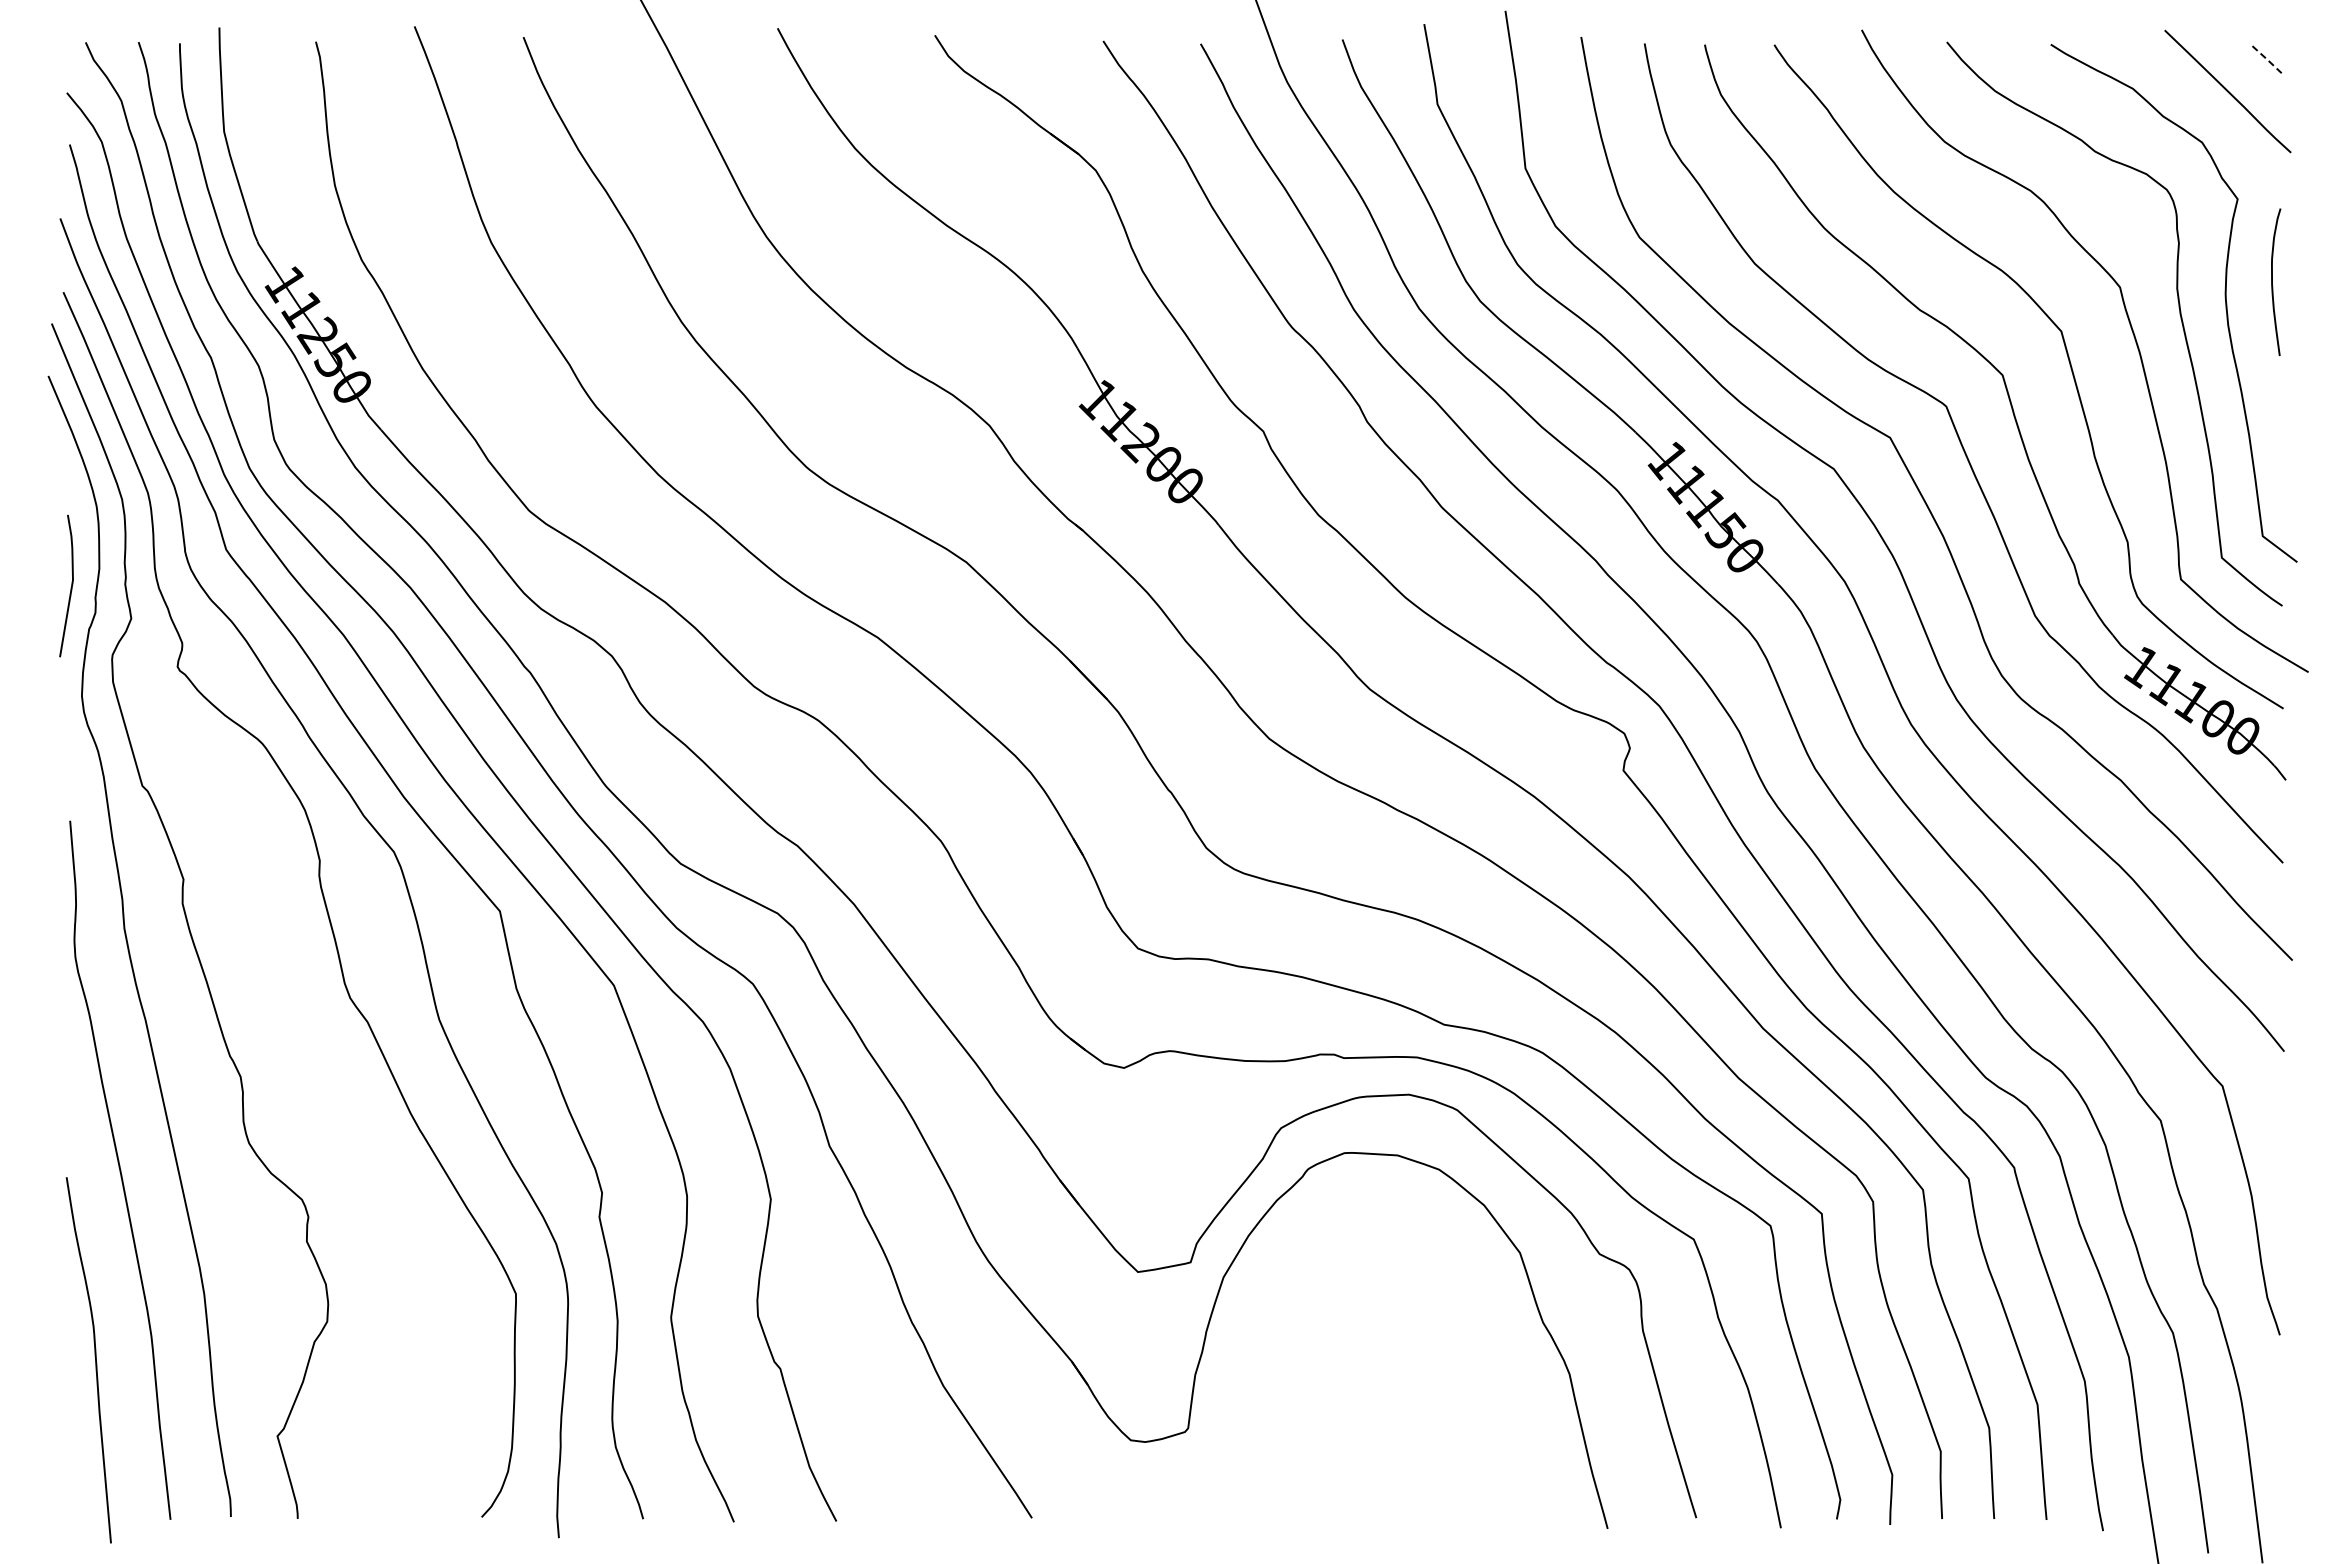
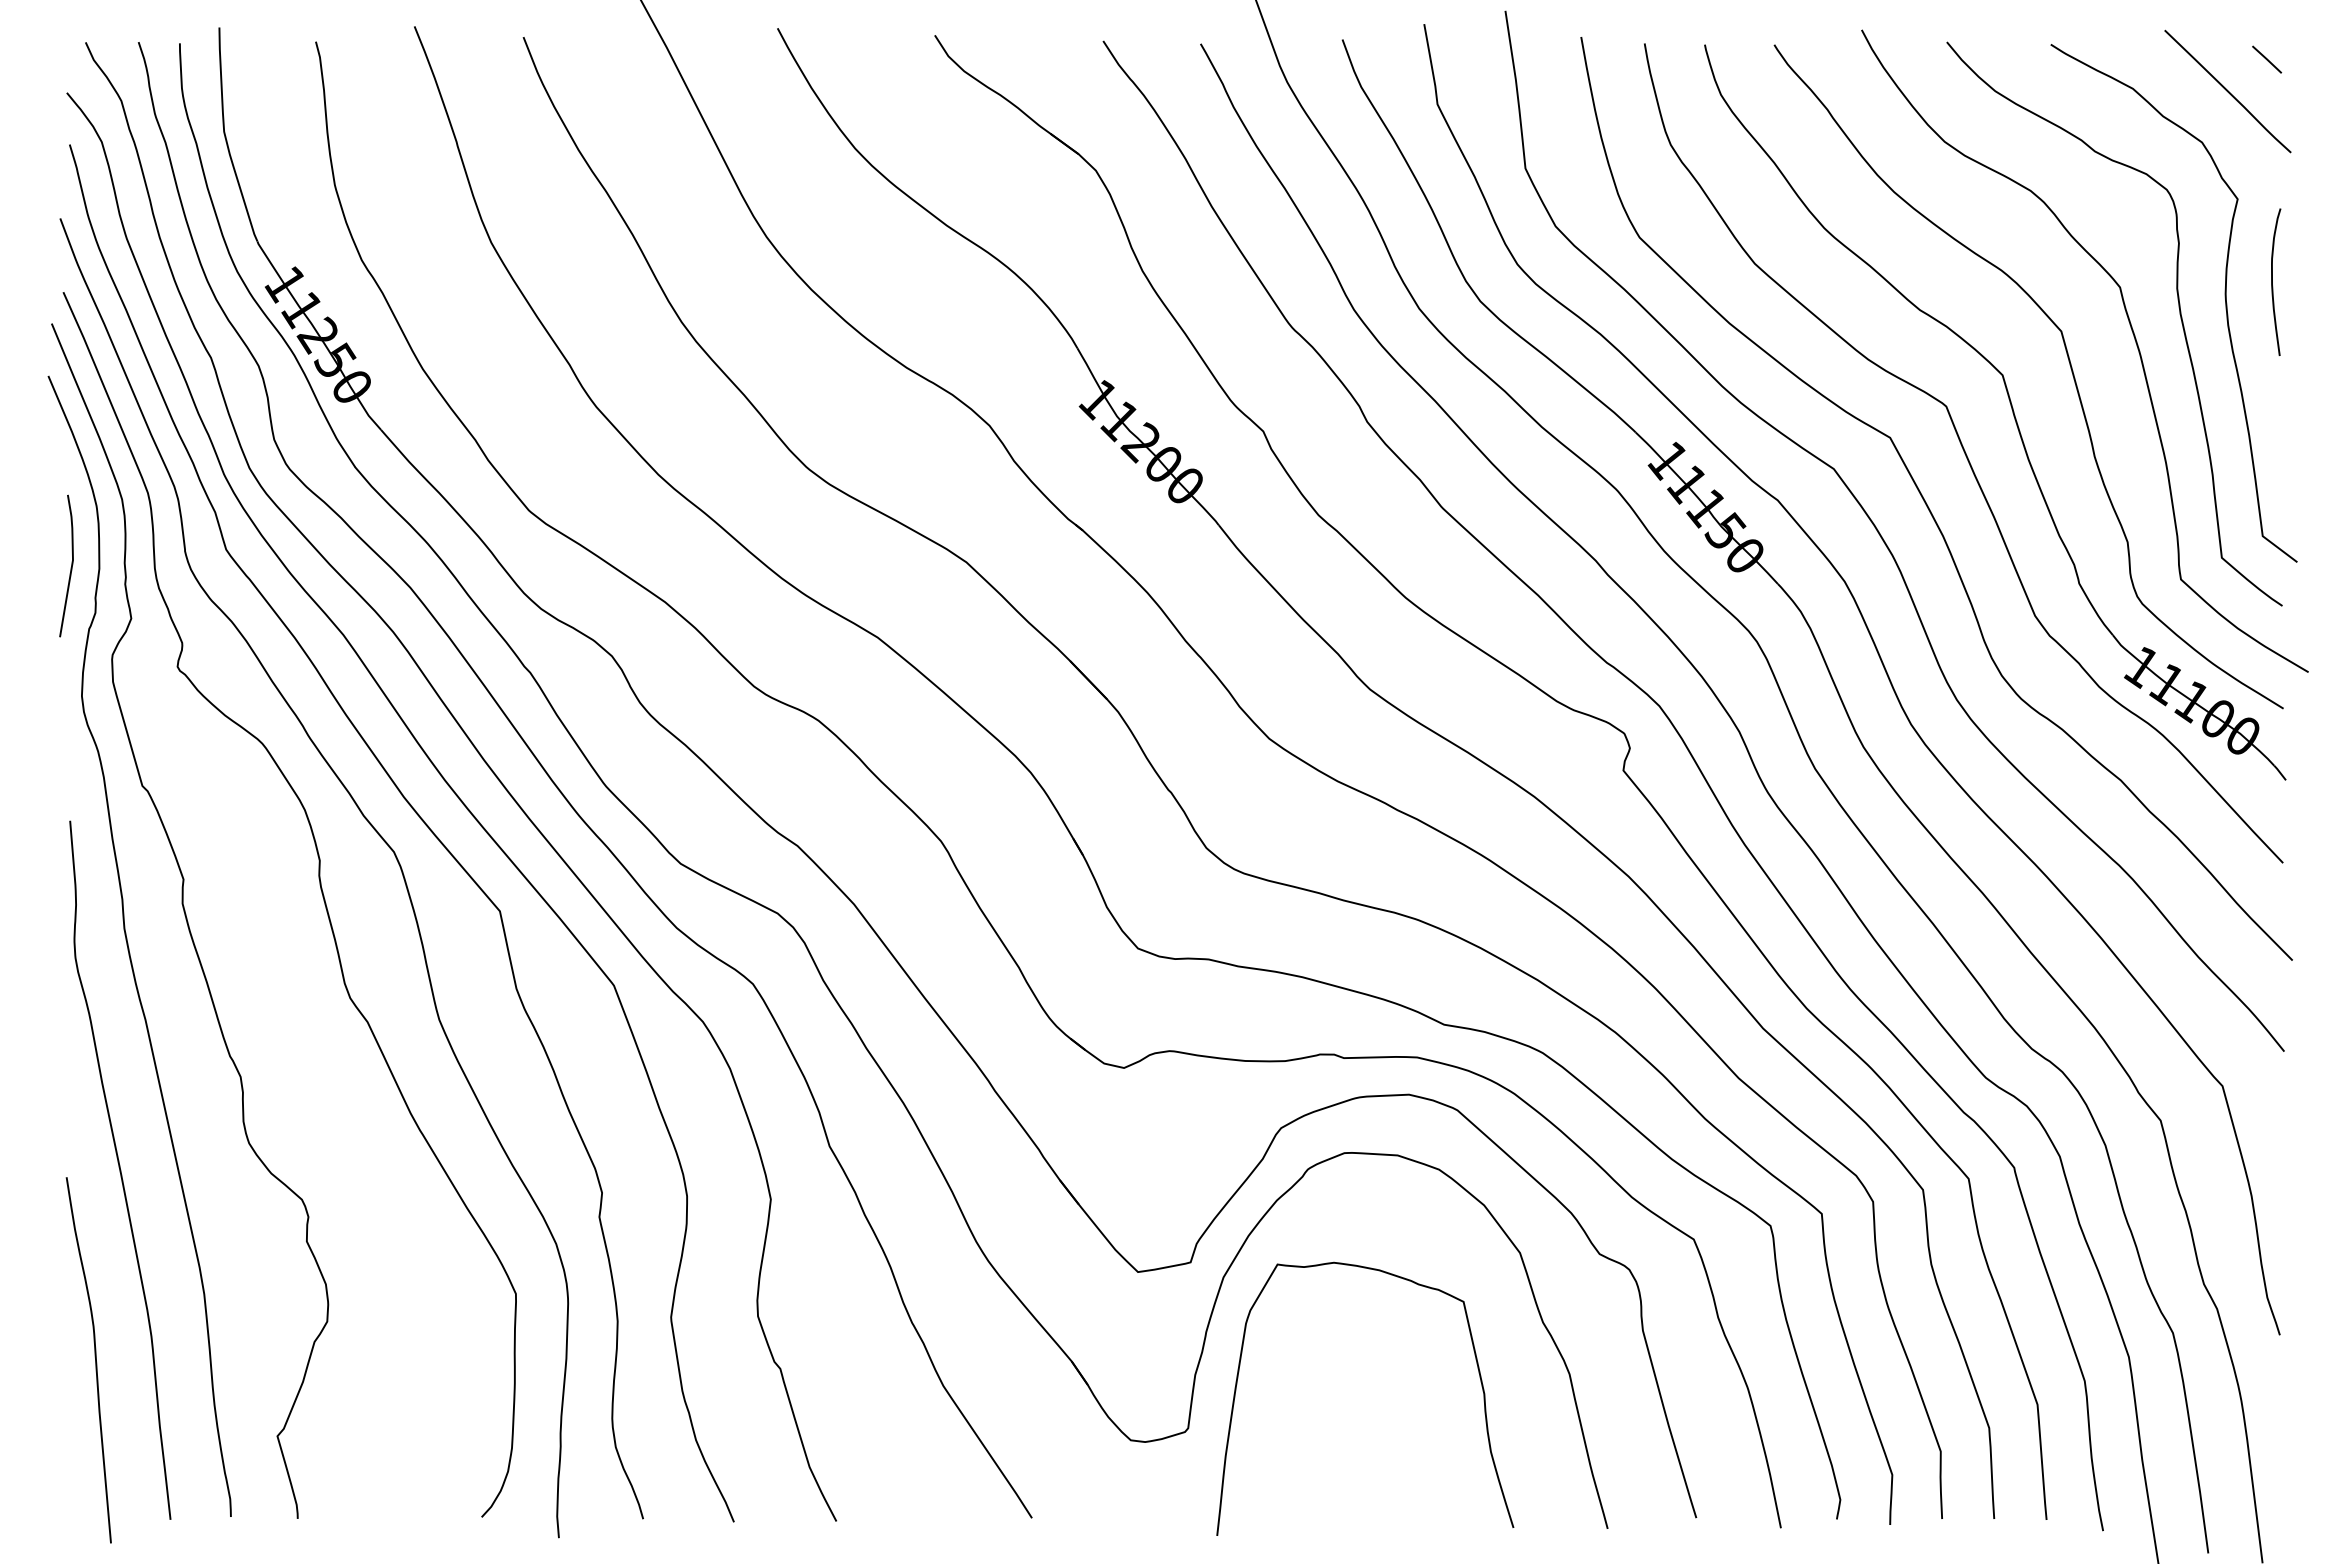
line: dashed -> solid (2267, 59)
curve position: (70, 587) -> (70, 567) (70, 567)
curve: none -> present (1478, 1373)
